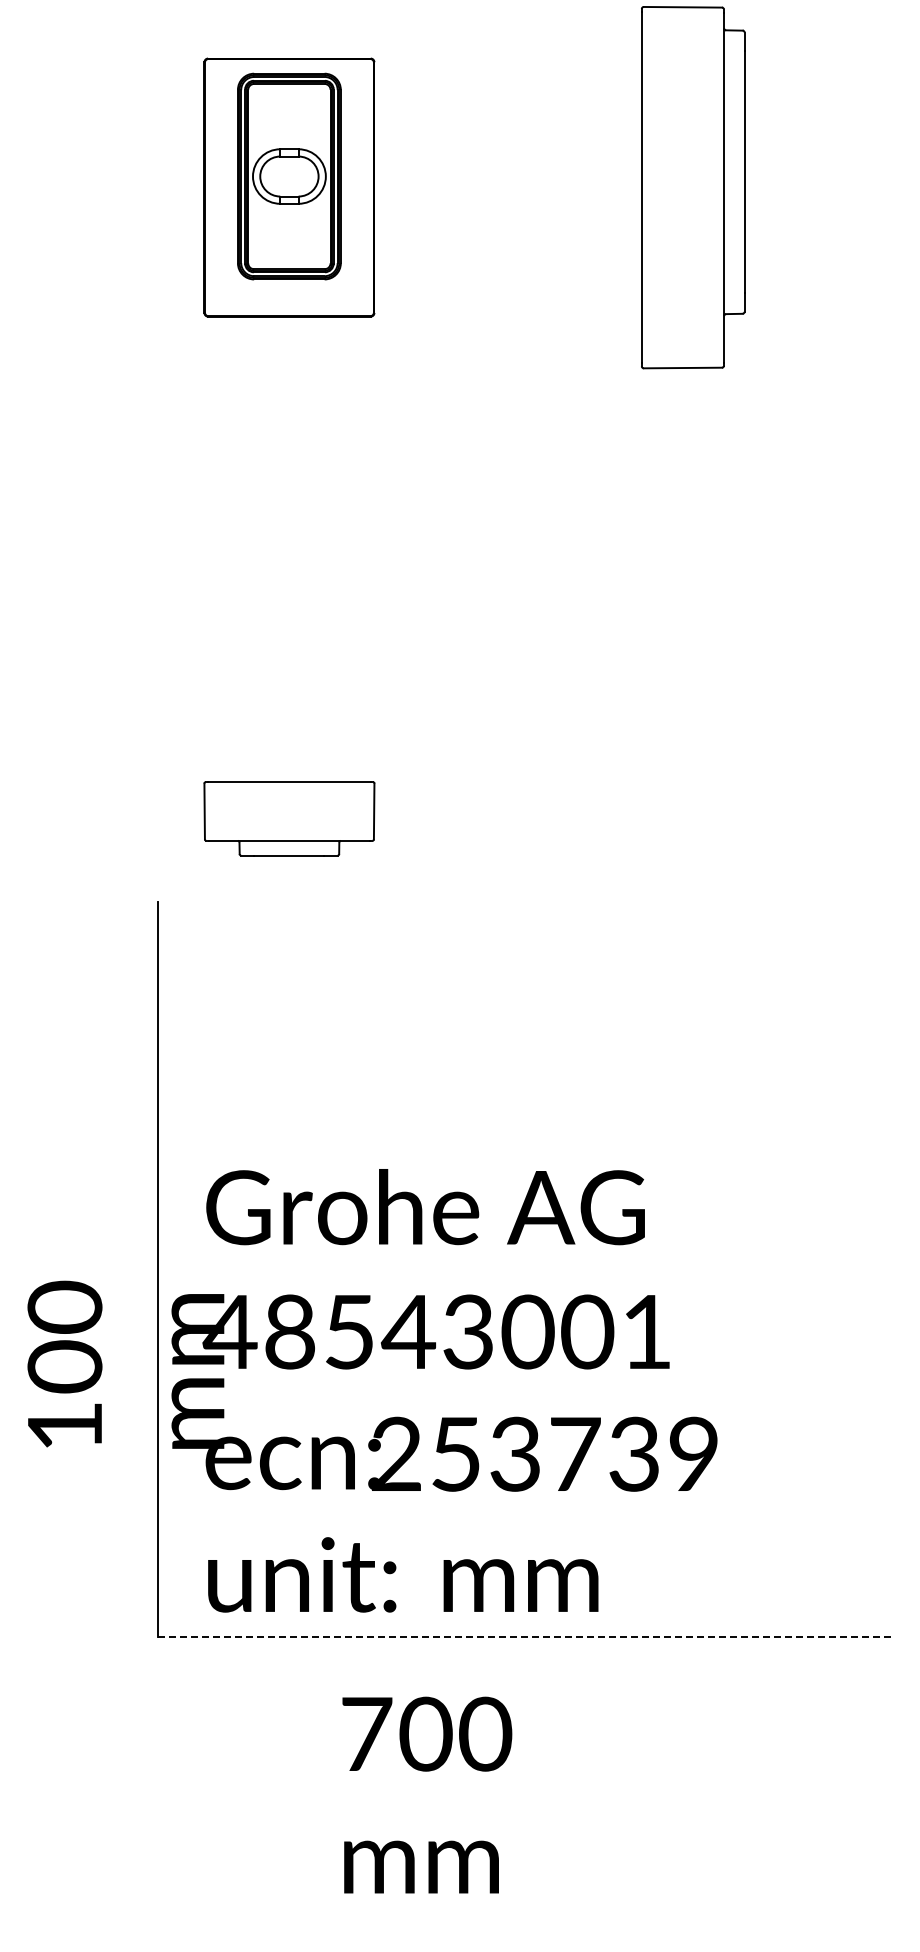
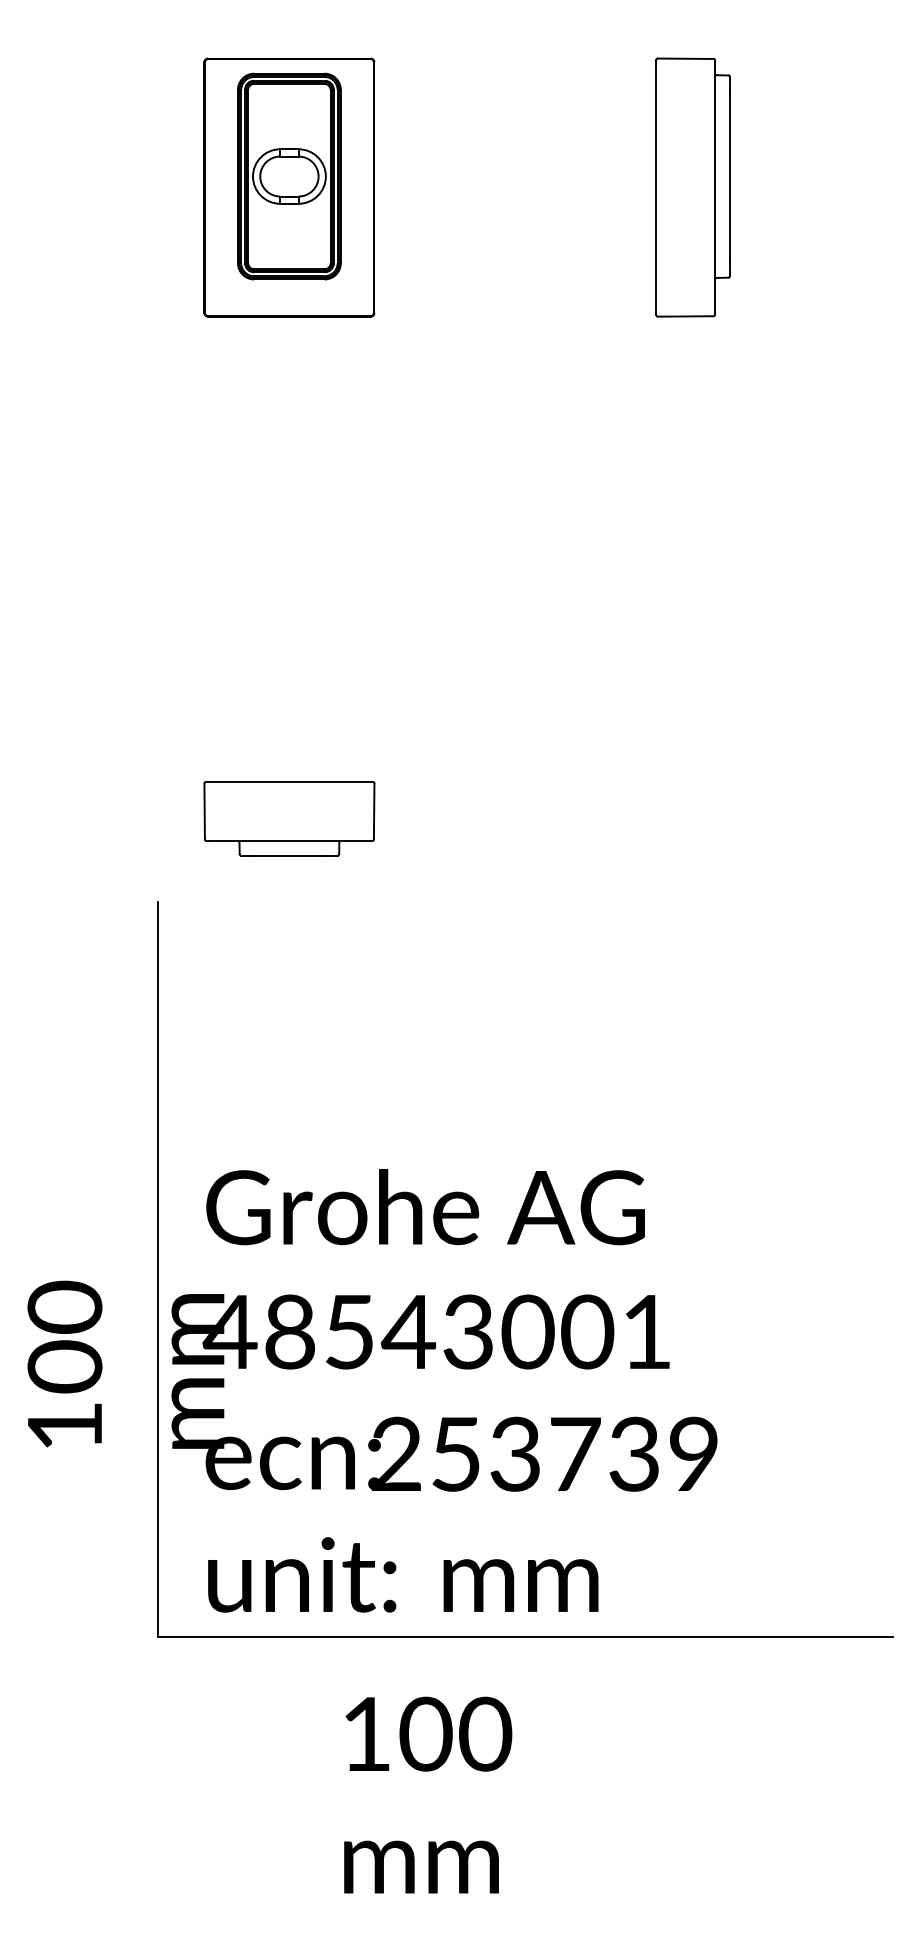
part size: 105x364 px -> 76x261 px (692, 187)
line: dashed -> solid (525, 1636)
text: 700 -> 100 (367, 1733)
